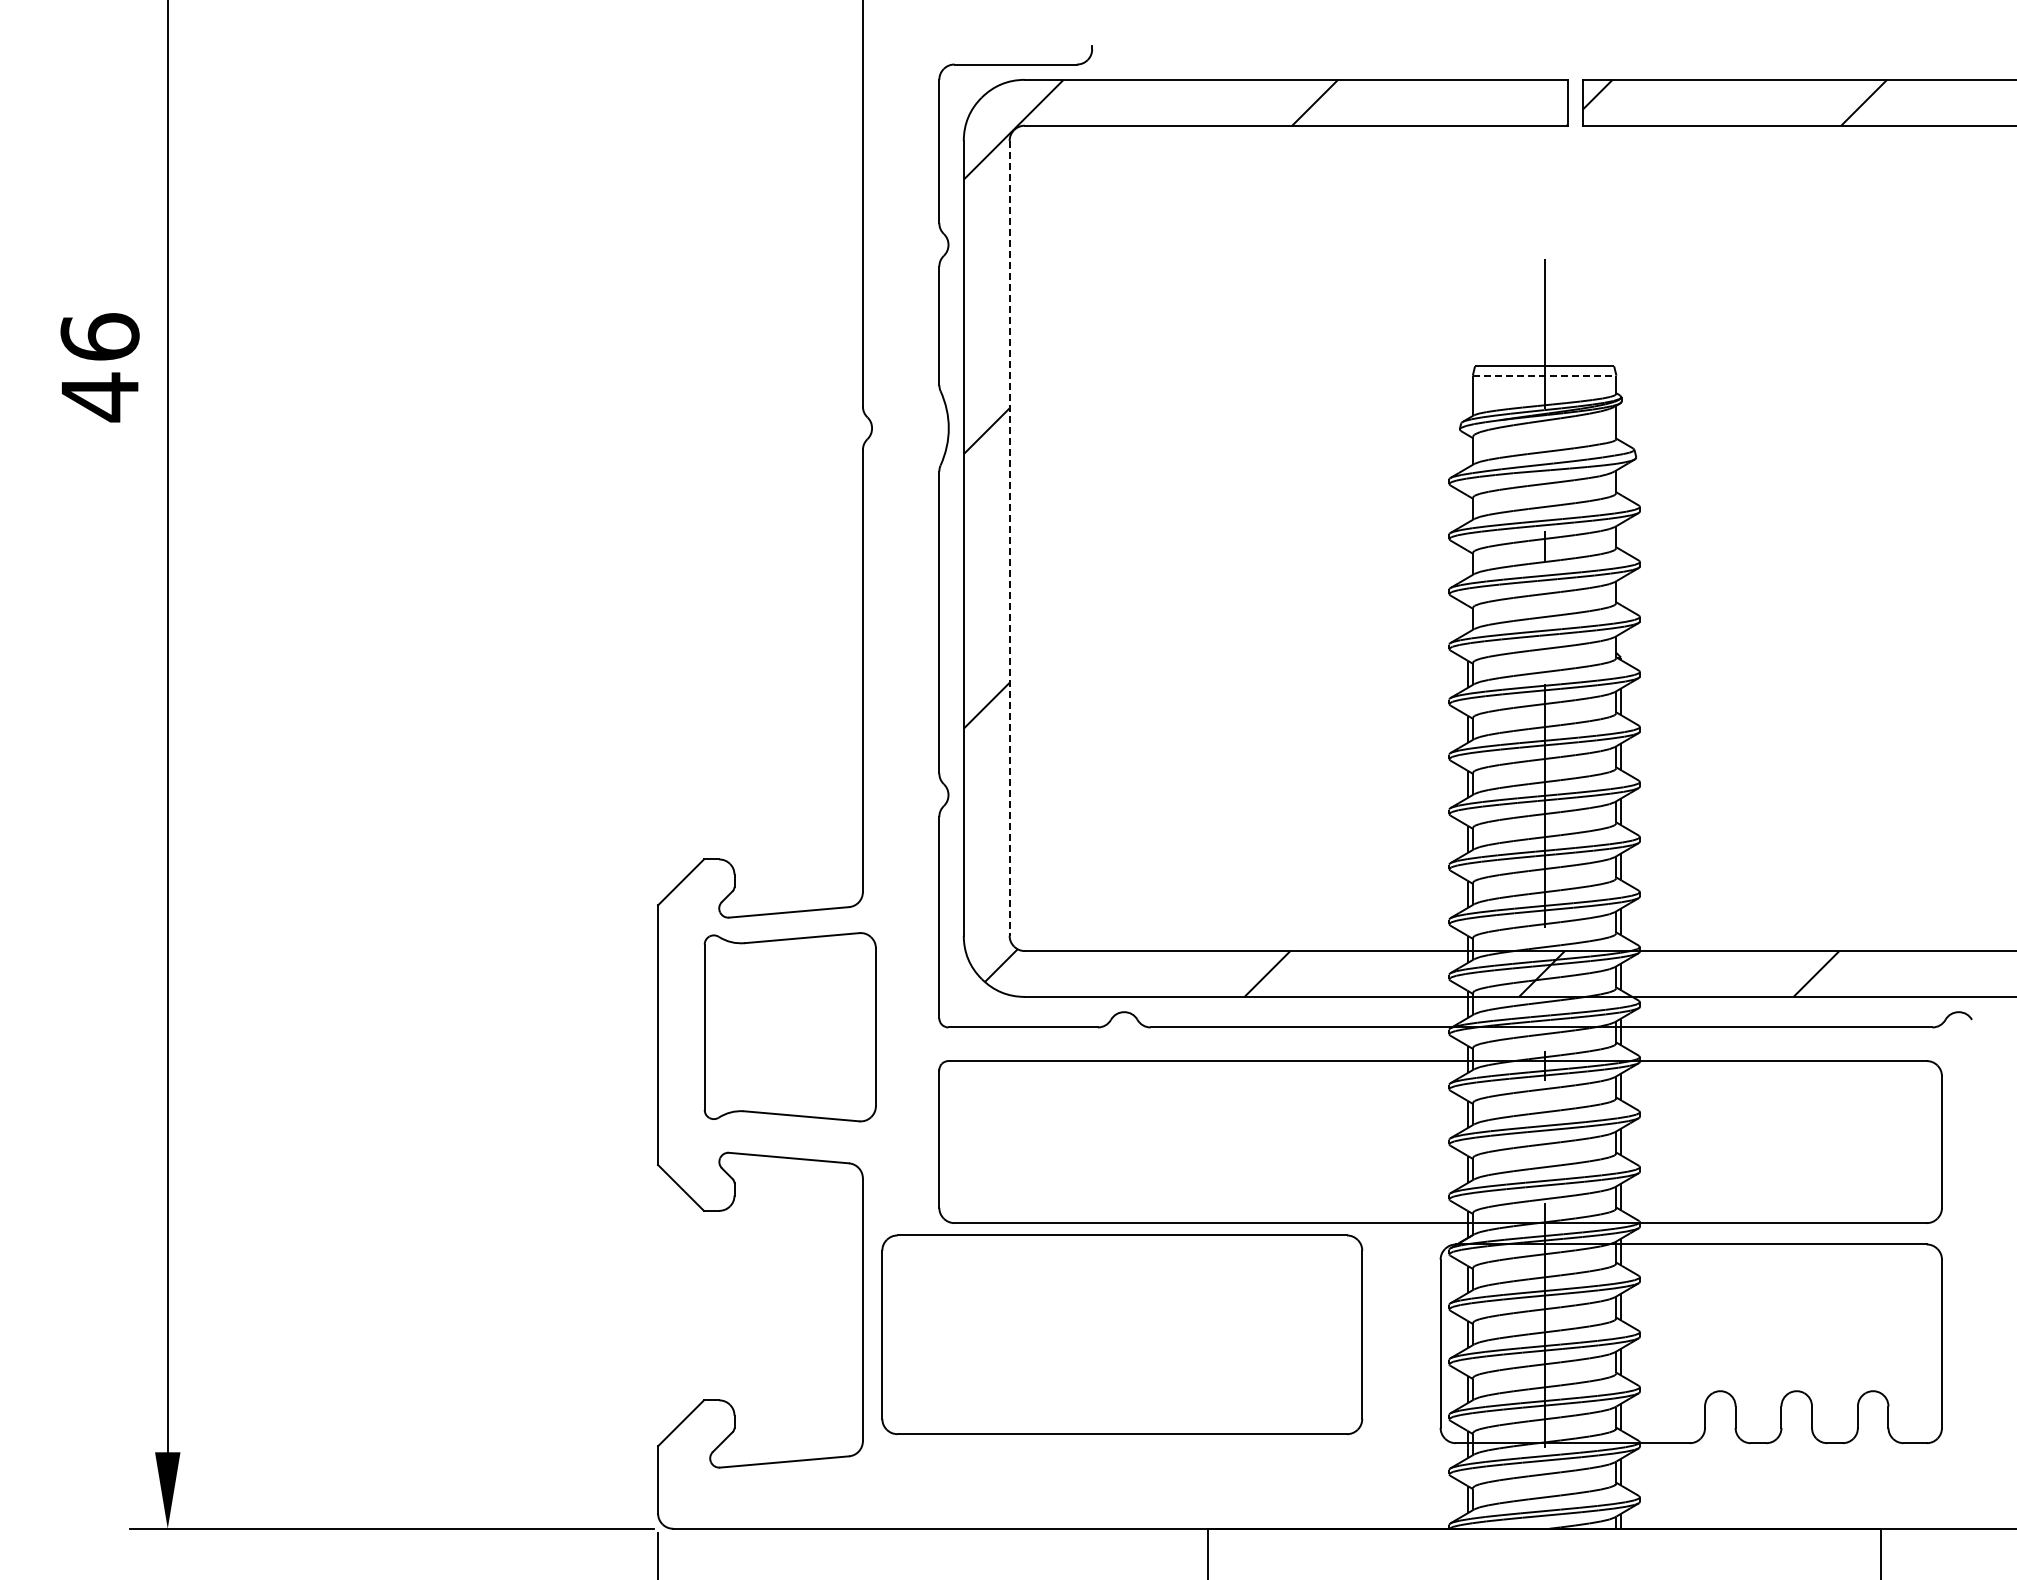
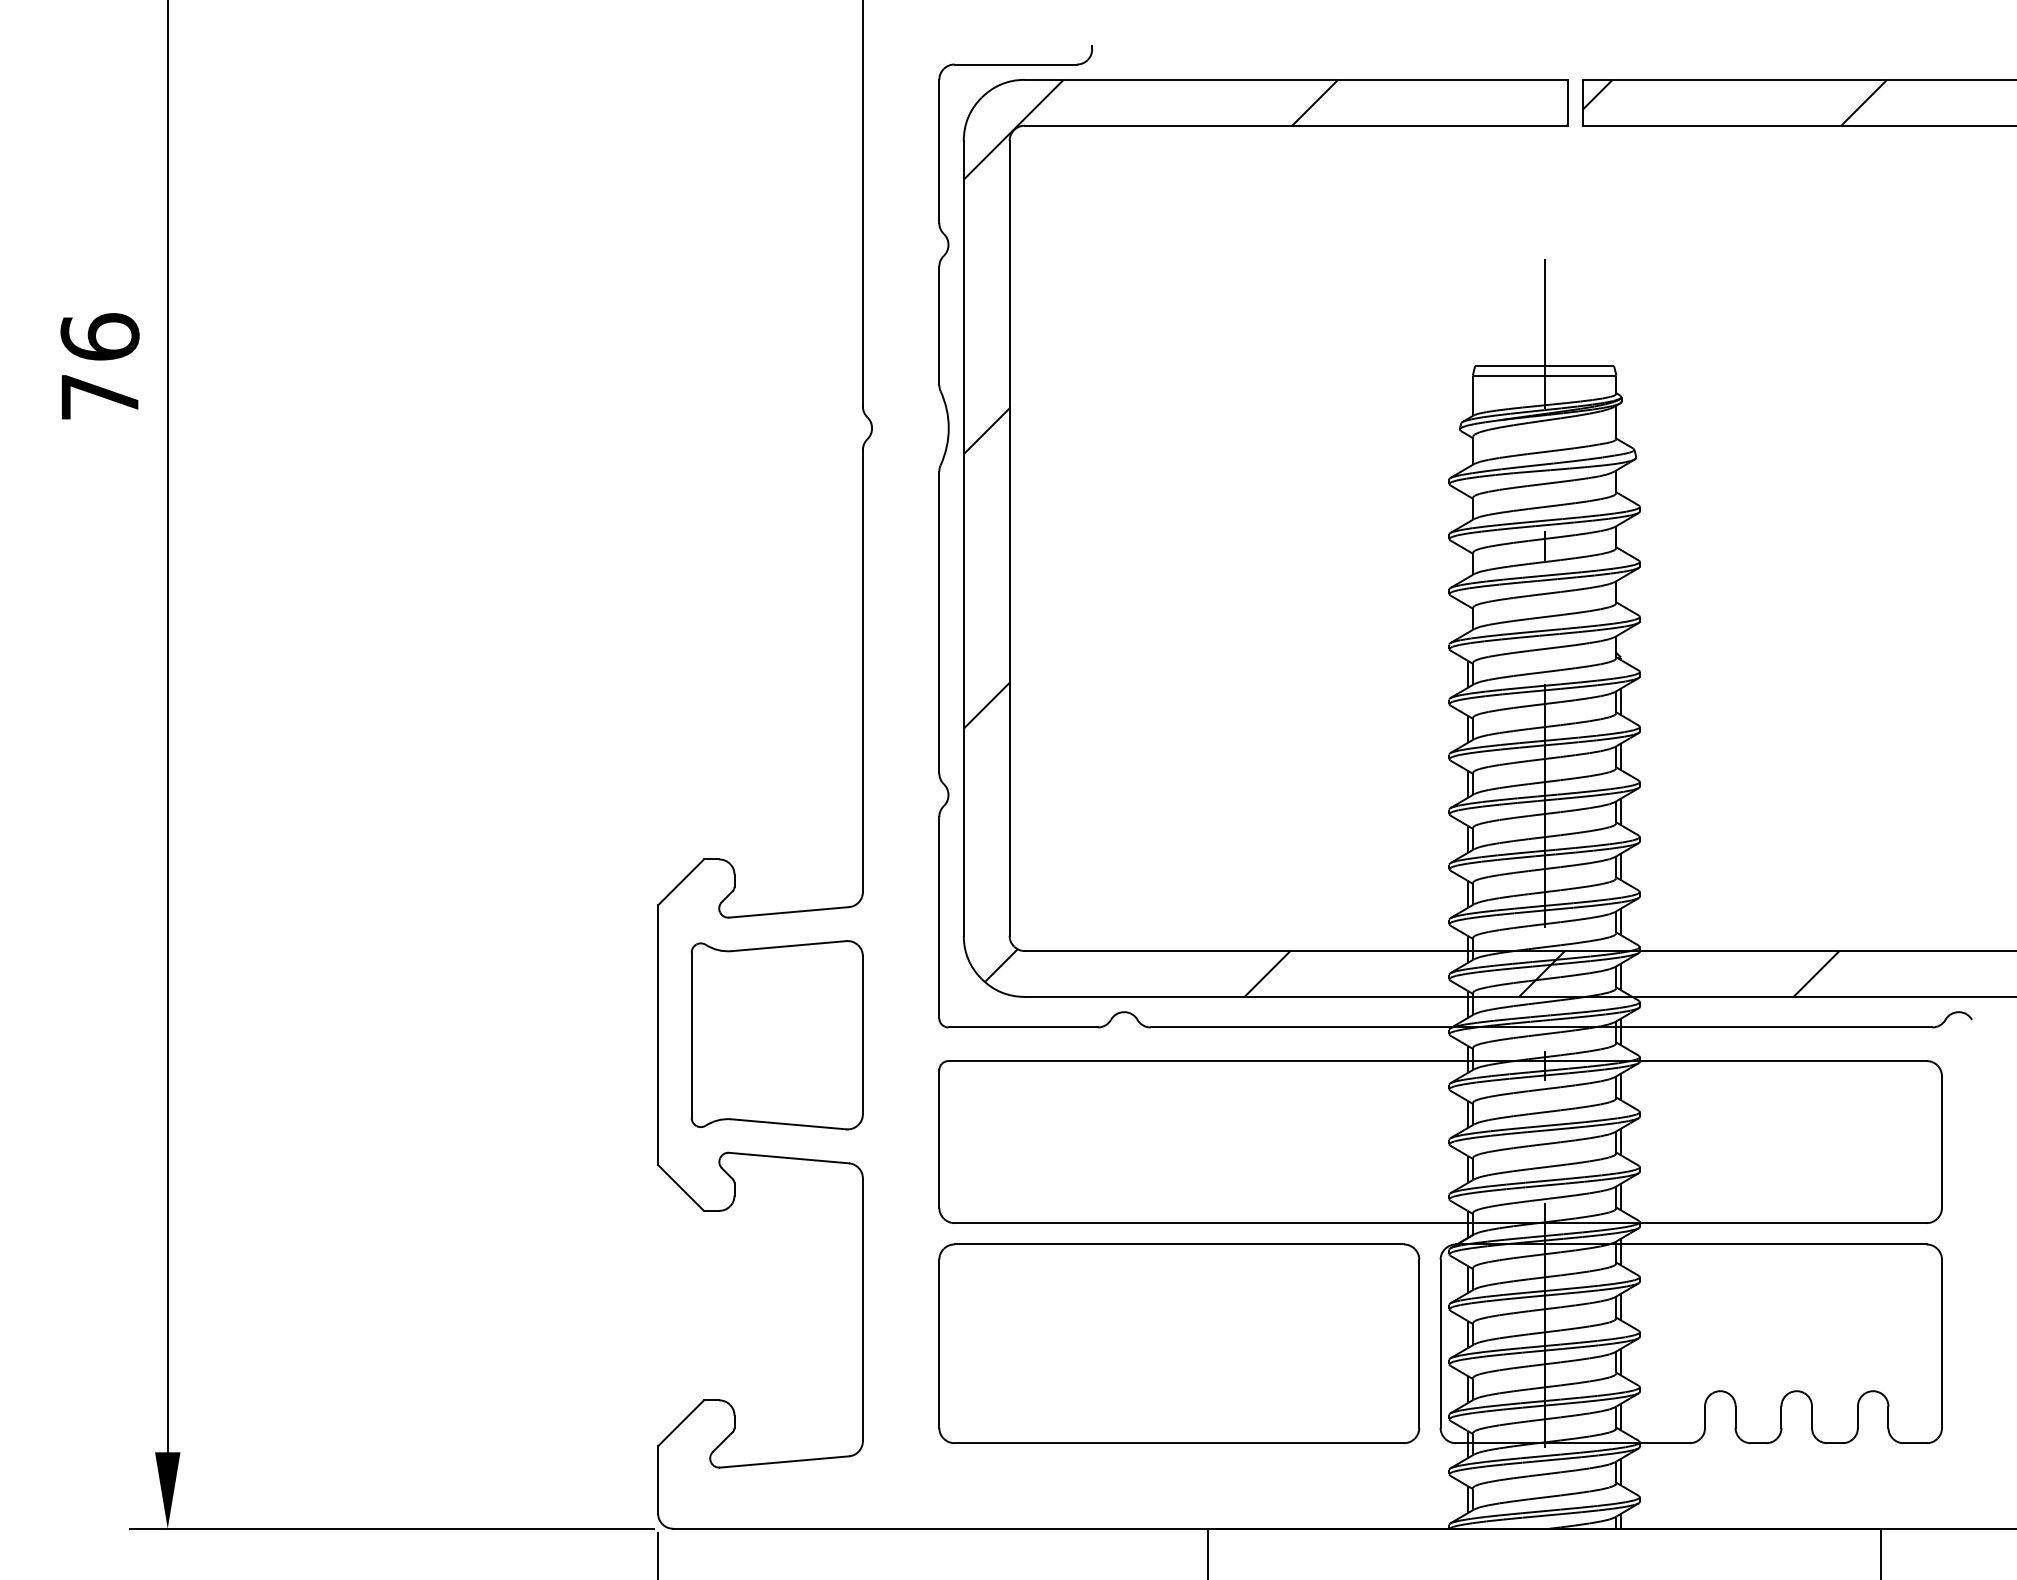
line: dashed -> solid (1544, 375)
text: 46 -> 76 (99, 397)
line: dashed -> solid (1009, 538)
part position: (789, 1027) -> (776, 1035) (776, 1035)
part position: (1122, 1334) -> (1179, 1343) (1179, 1343)
